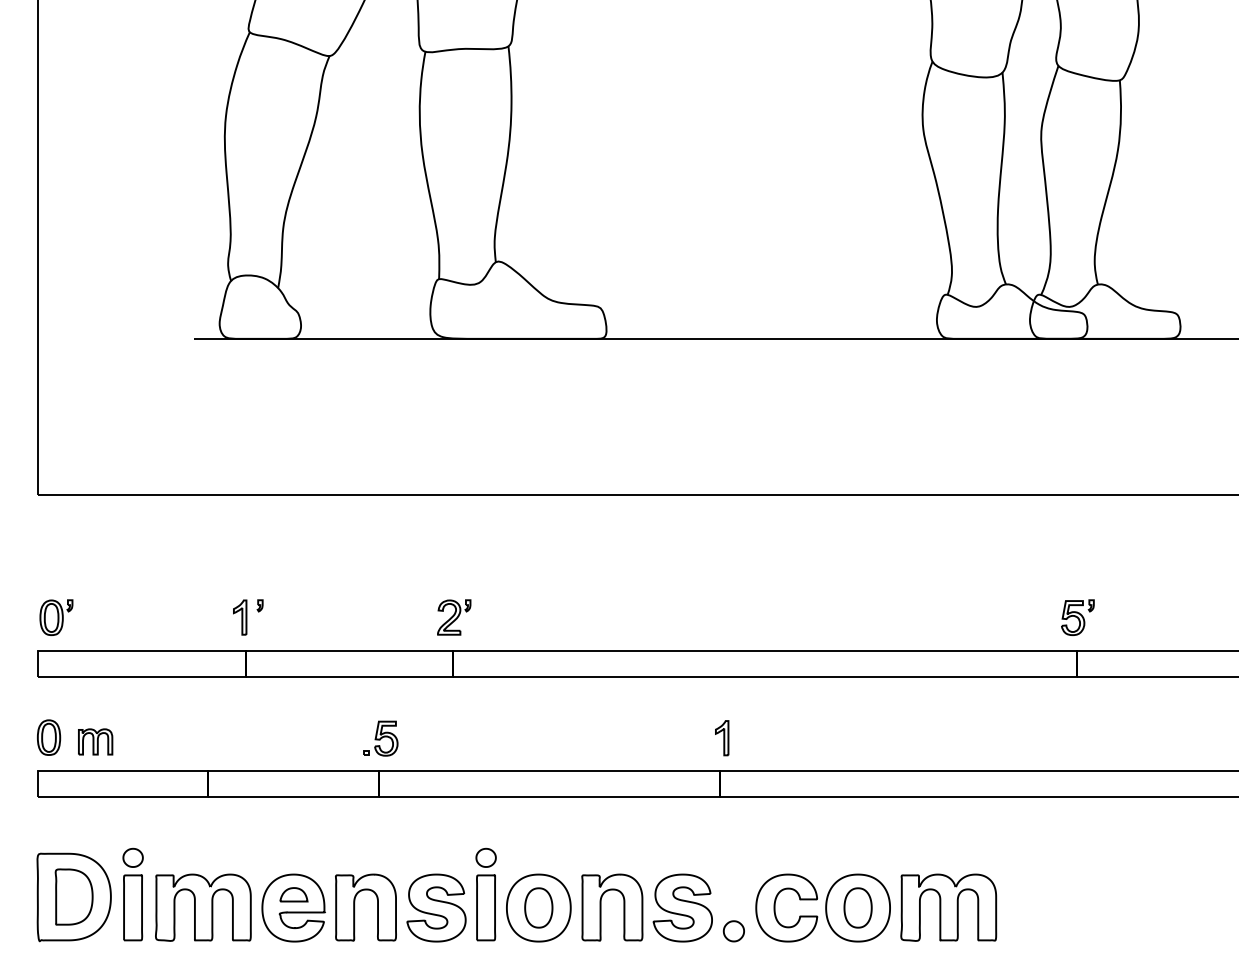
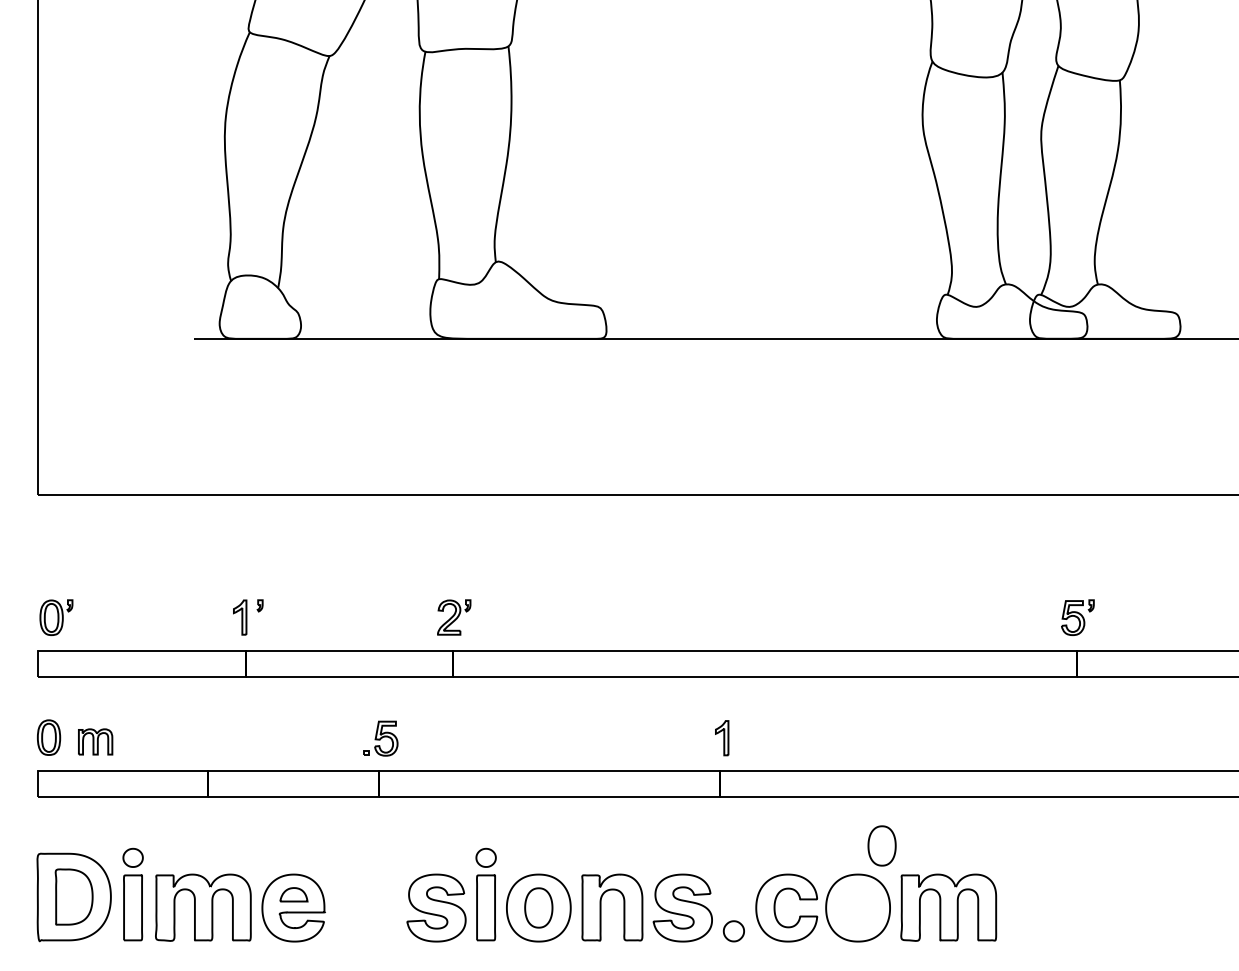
part: present -> none (355, 907)
part position: (857, 907) -> (881, 845) (881, 845)
